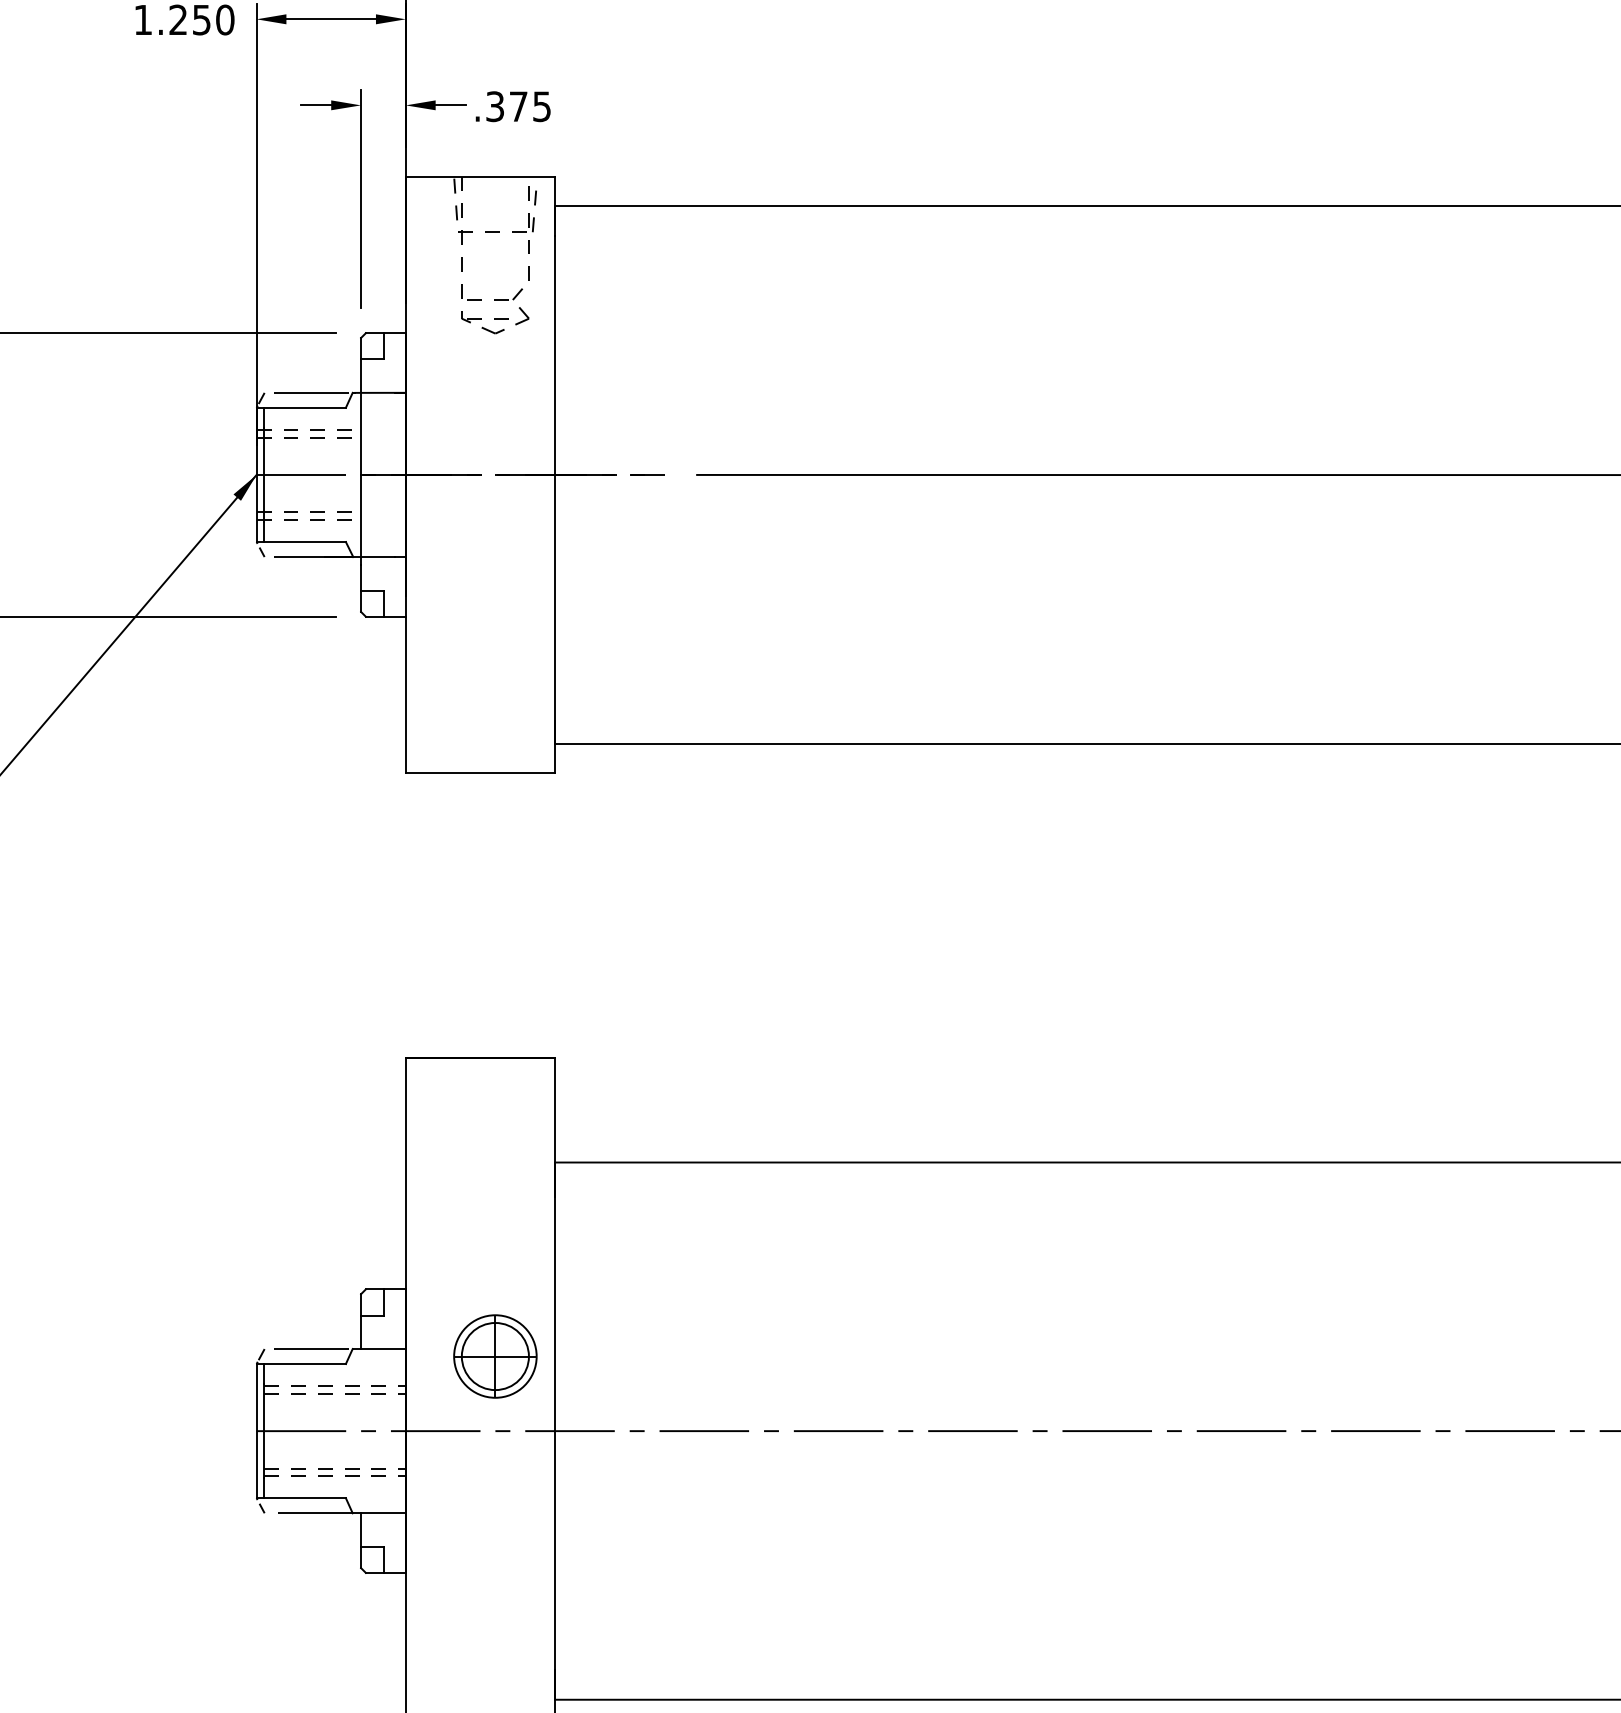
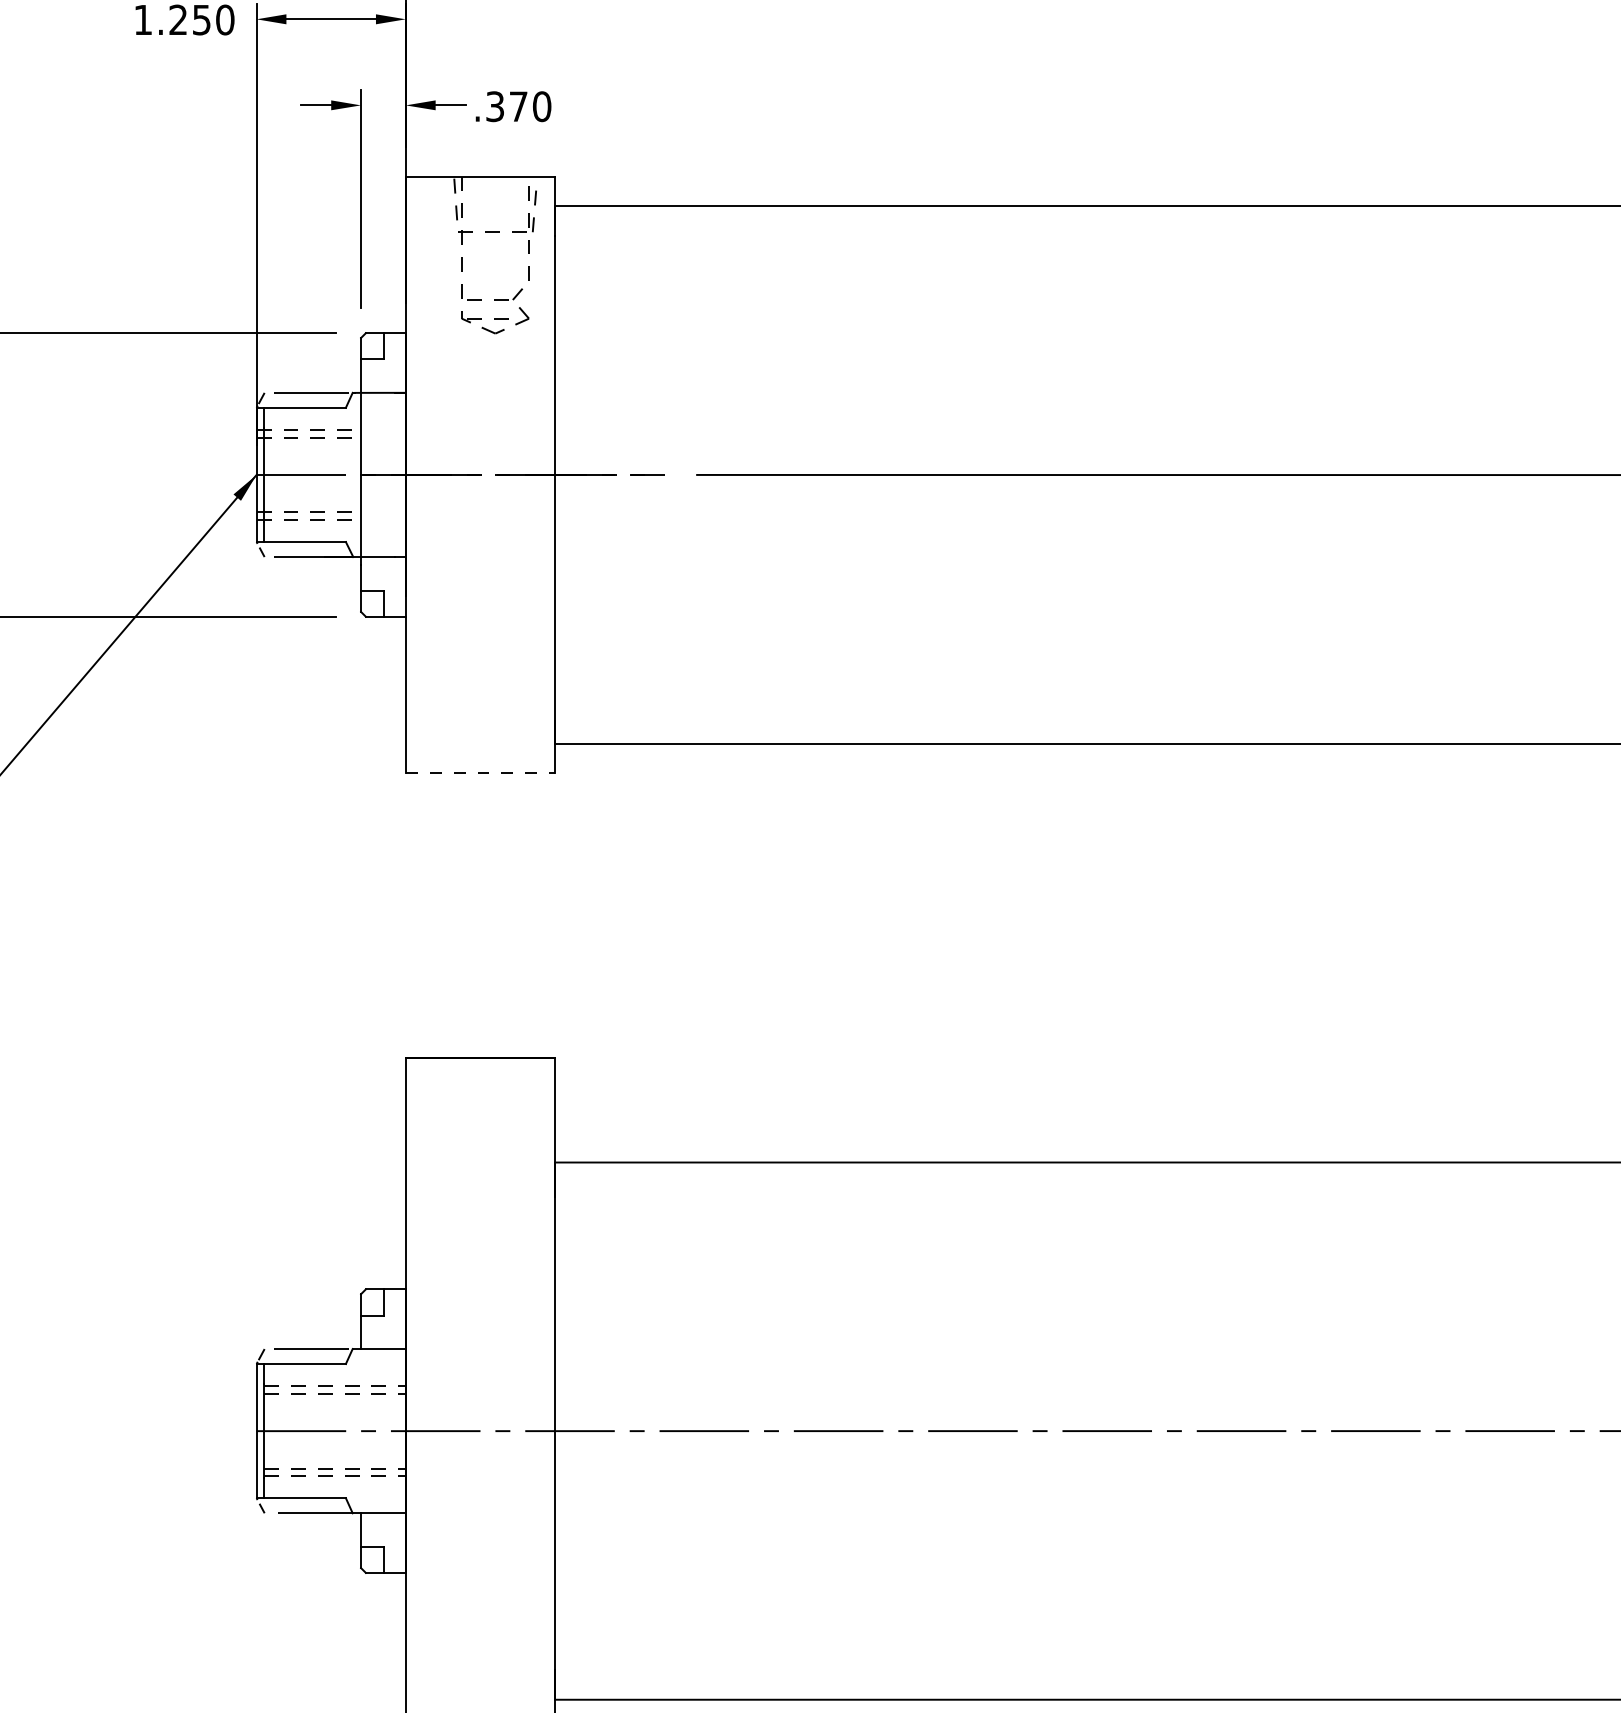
text: .375 -> .370 (542, 106)
line: solid -> dashed (480, 773)
part: present -> none (495, 1356)
